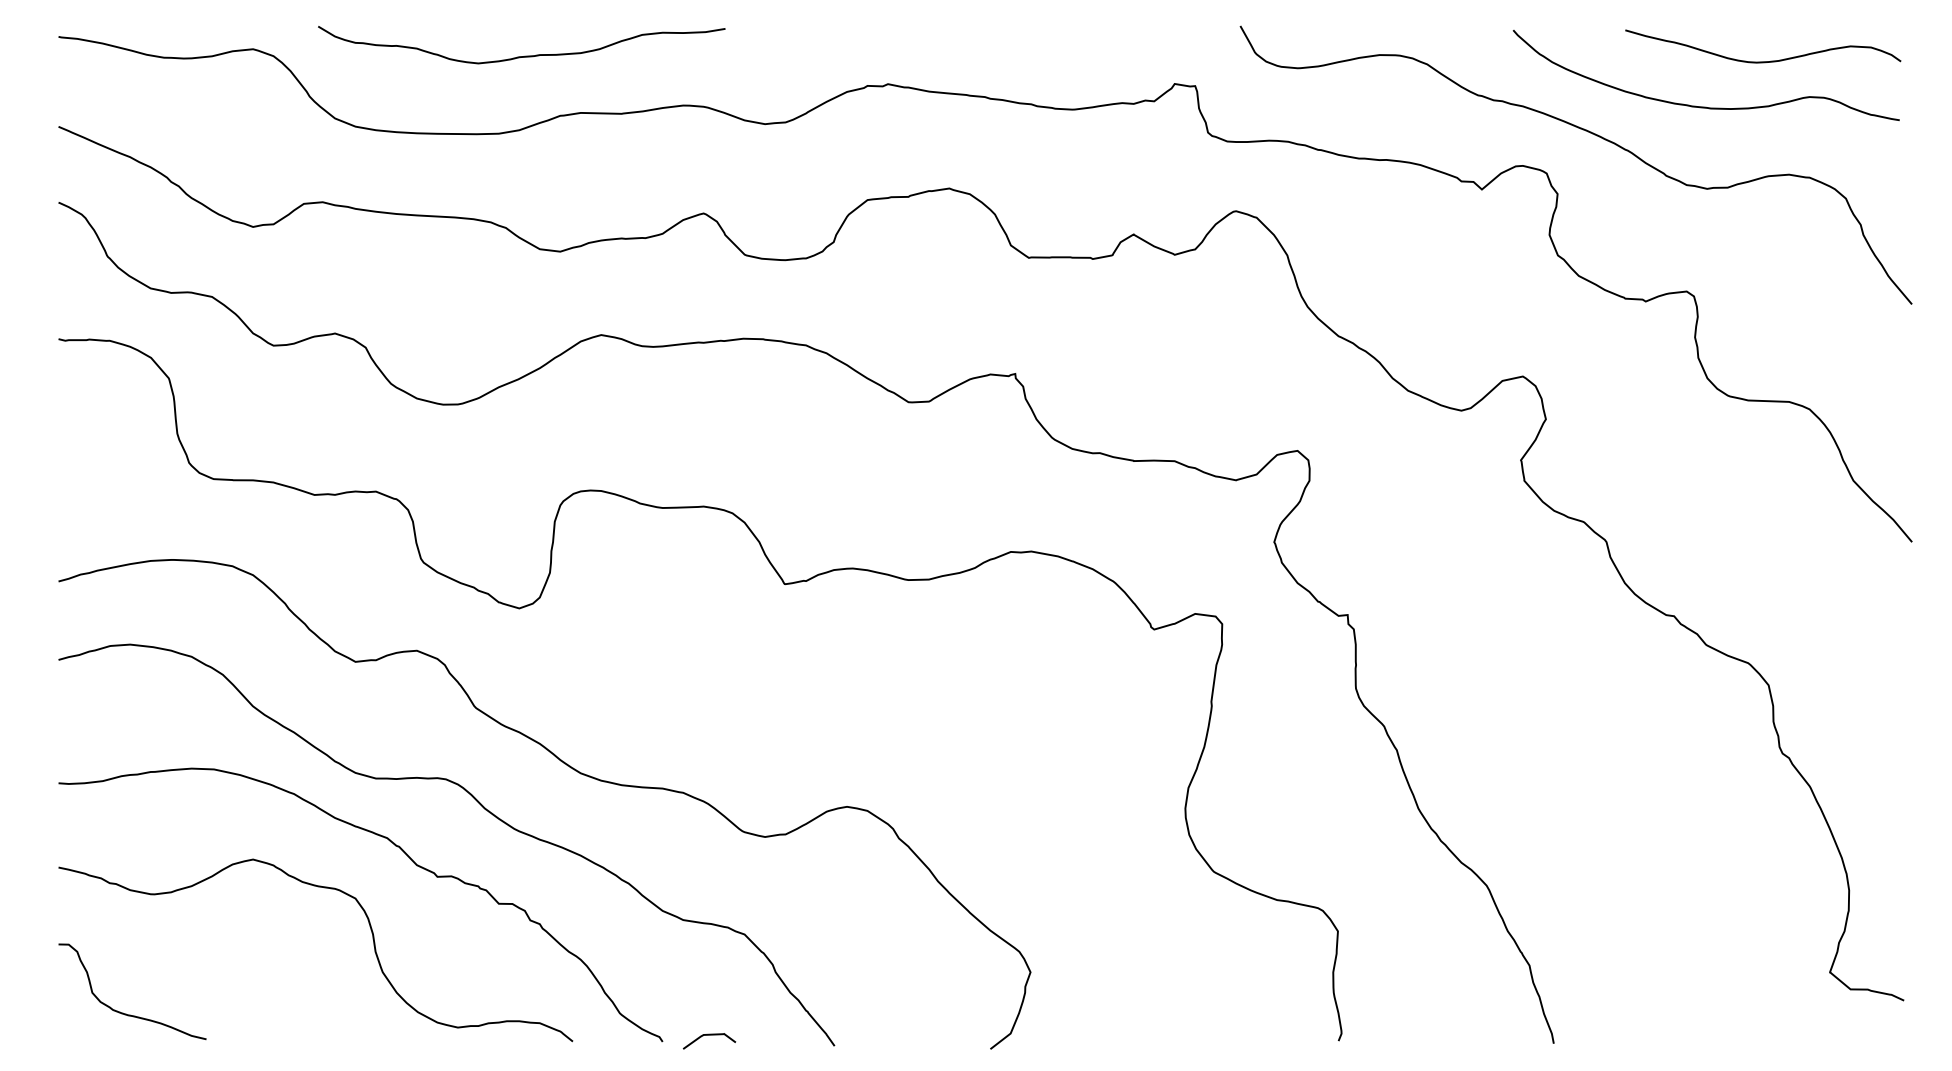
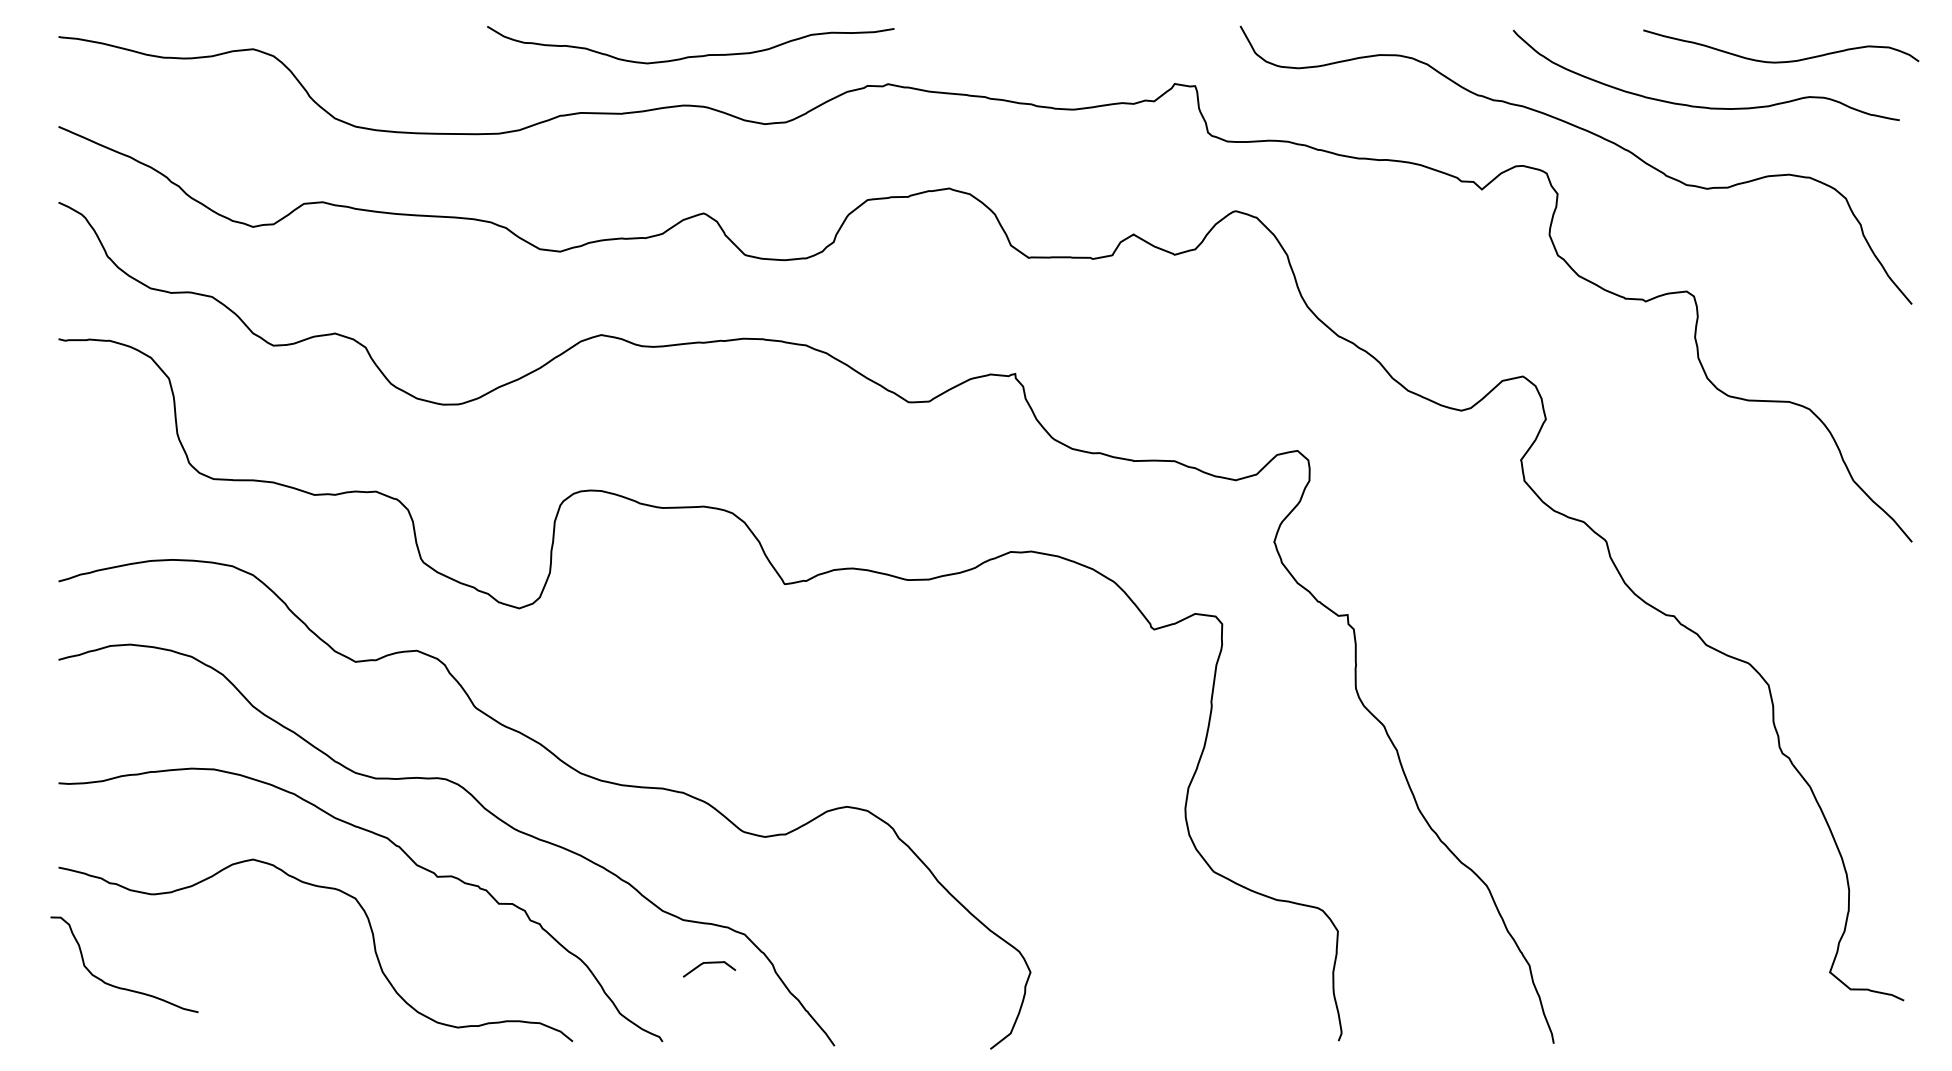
curve position: (524, 55) -> (693, 55) (693, 55)
curve position: (1763, 61) -> (1781, 61) (1781, 61)
curve position: (126, 1013) -> (118, 986) (118, 986)
curve position: (709, 1035) -> (709, 963) (709, 963)
